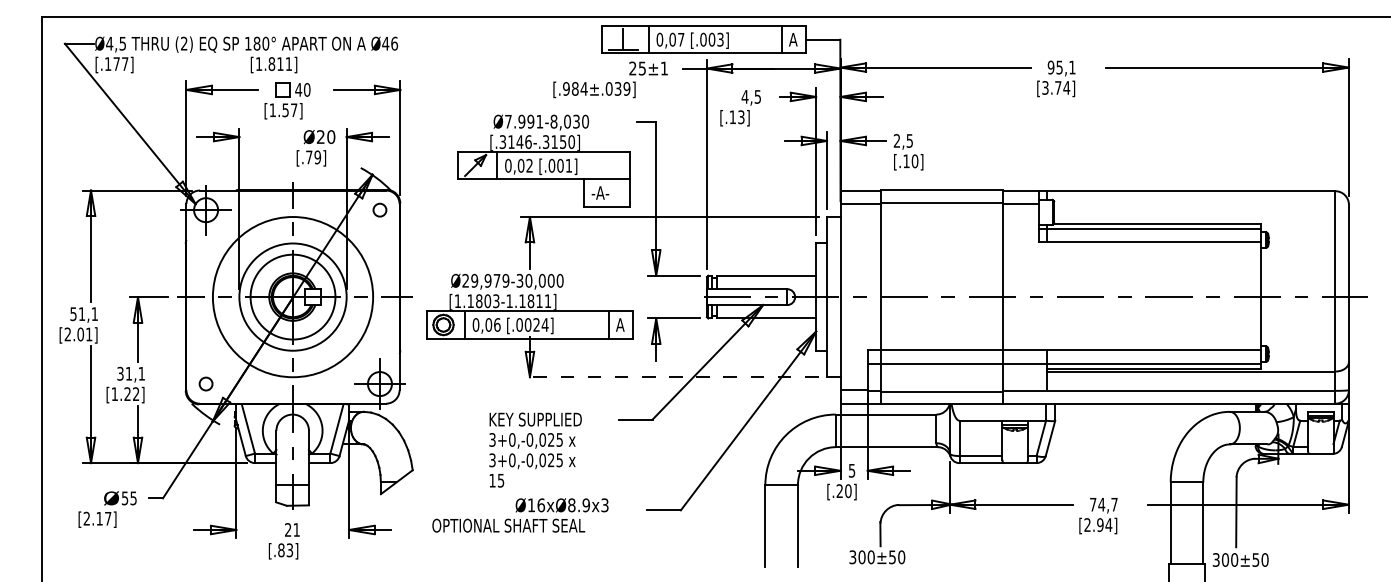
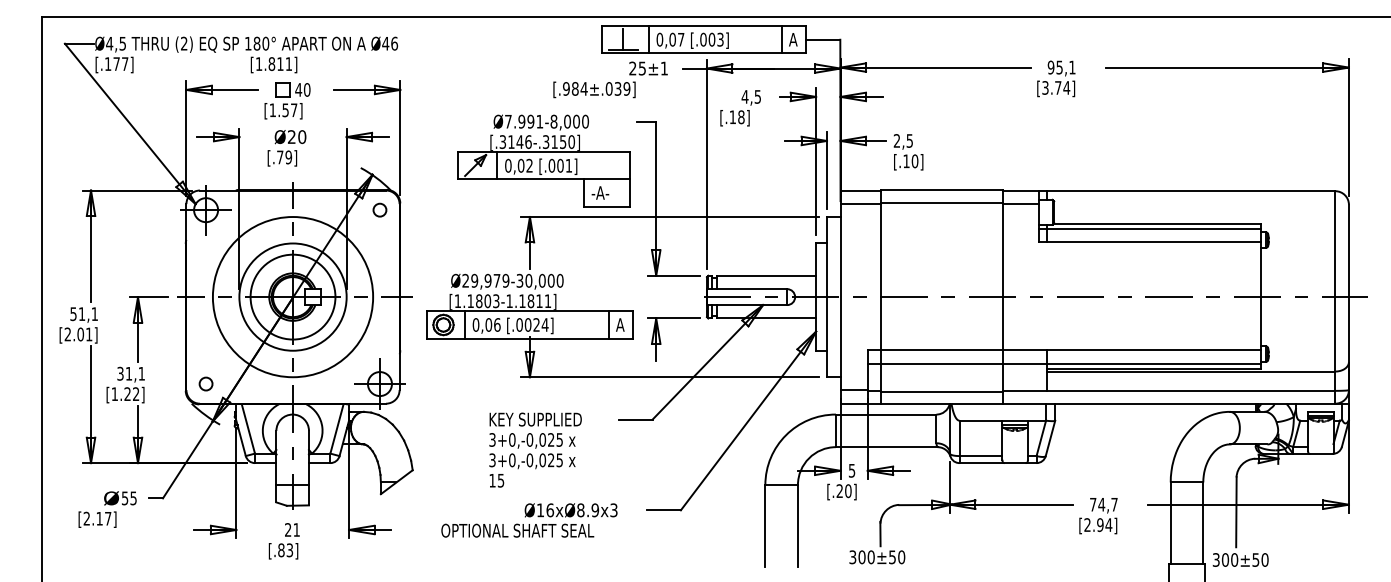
text: [.13] -> [.18] (741, 117)
text: Ø7.991-8,030 -> Ø7.991-8,000 (576, 121)
text position: (315, 148) -> (286, 148) (286, 148)
line: dashed -> solid (669, 377)
text position: (520, 515) -> (529, 520) (529, 520)
